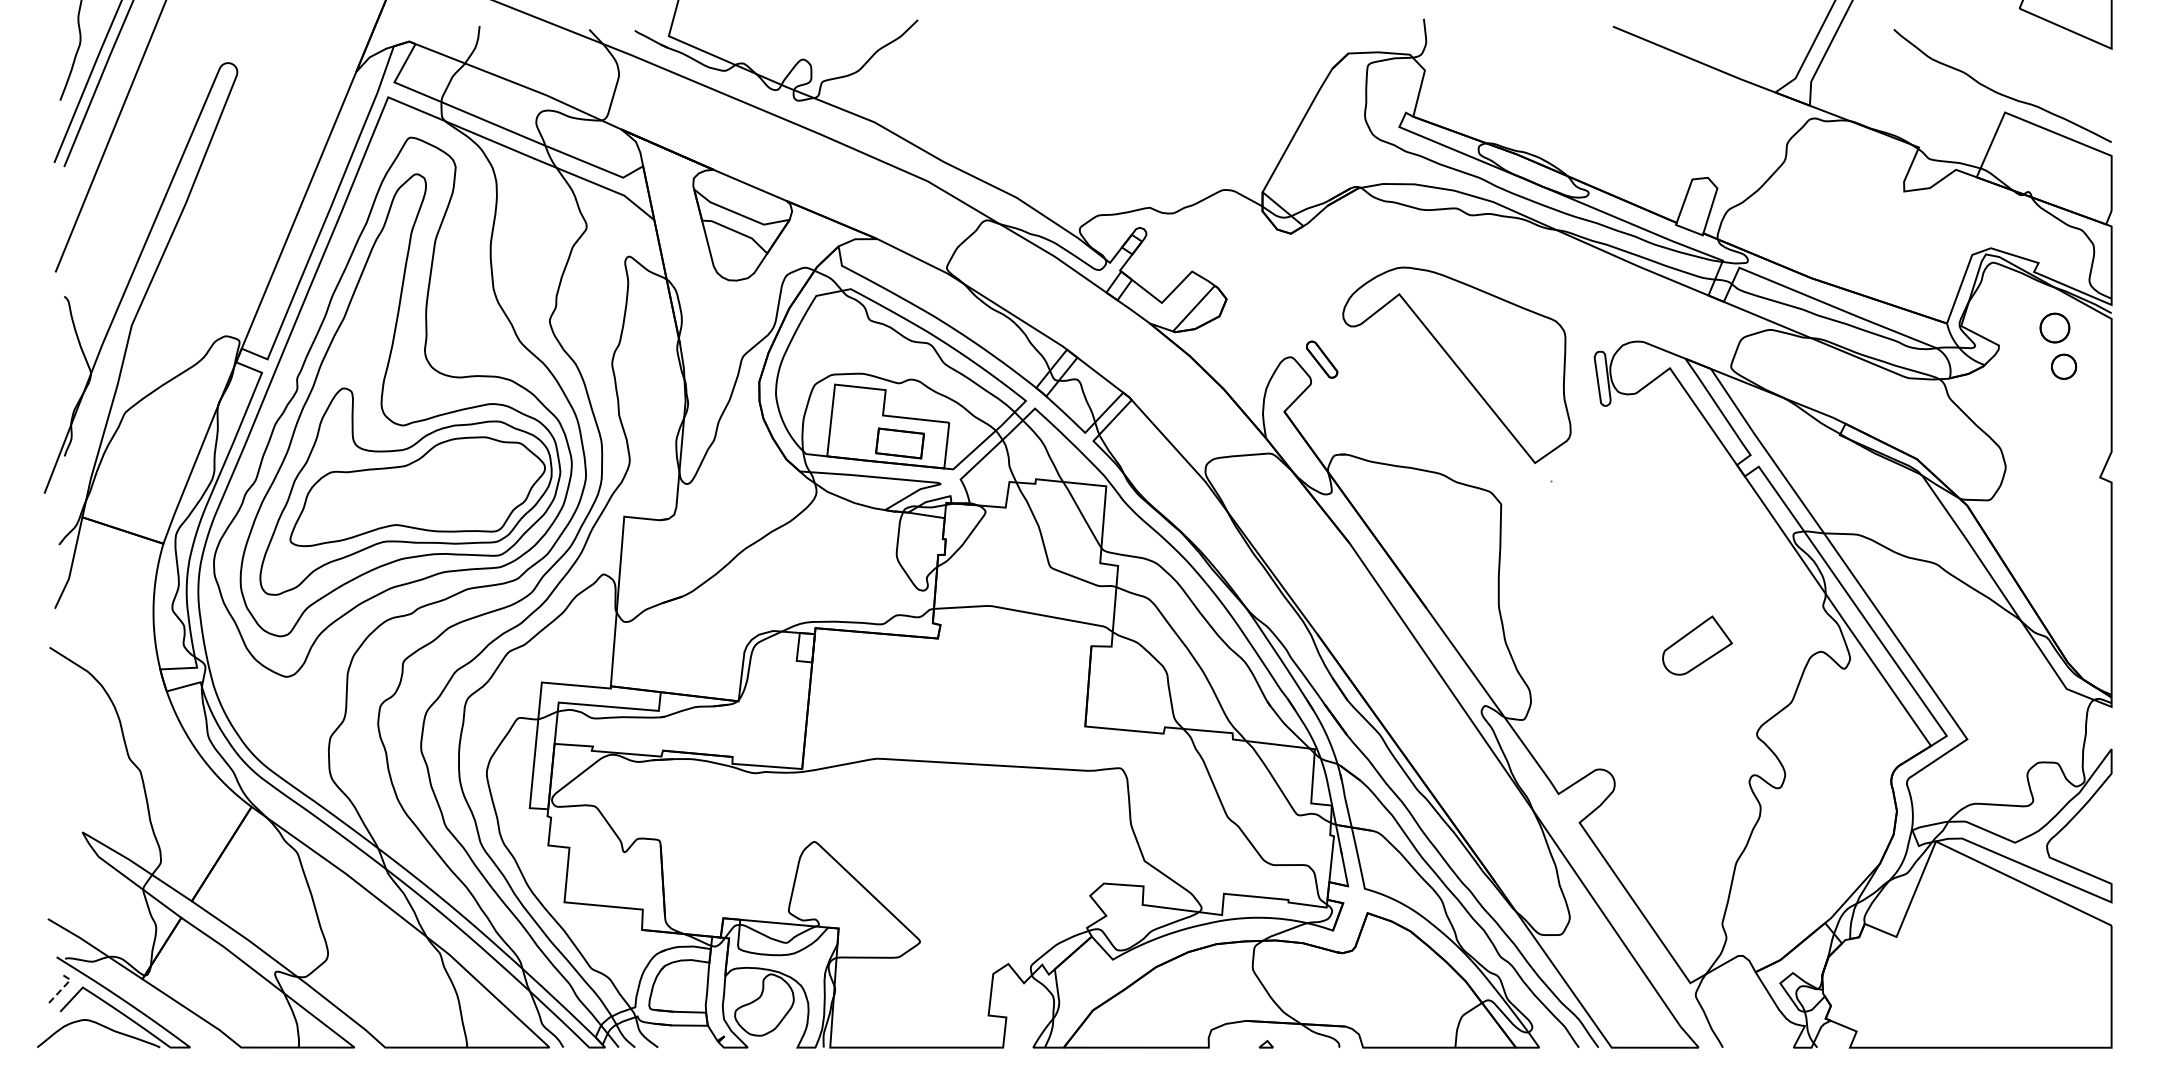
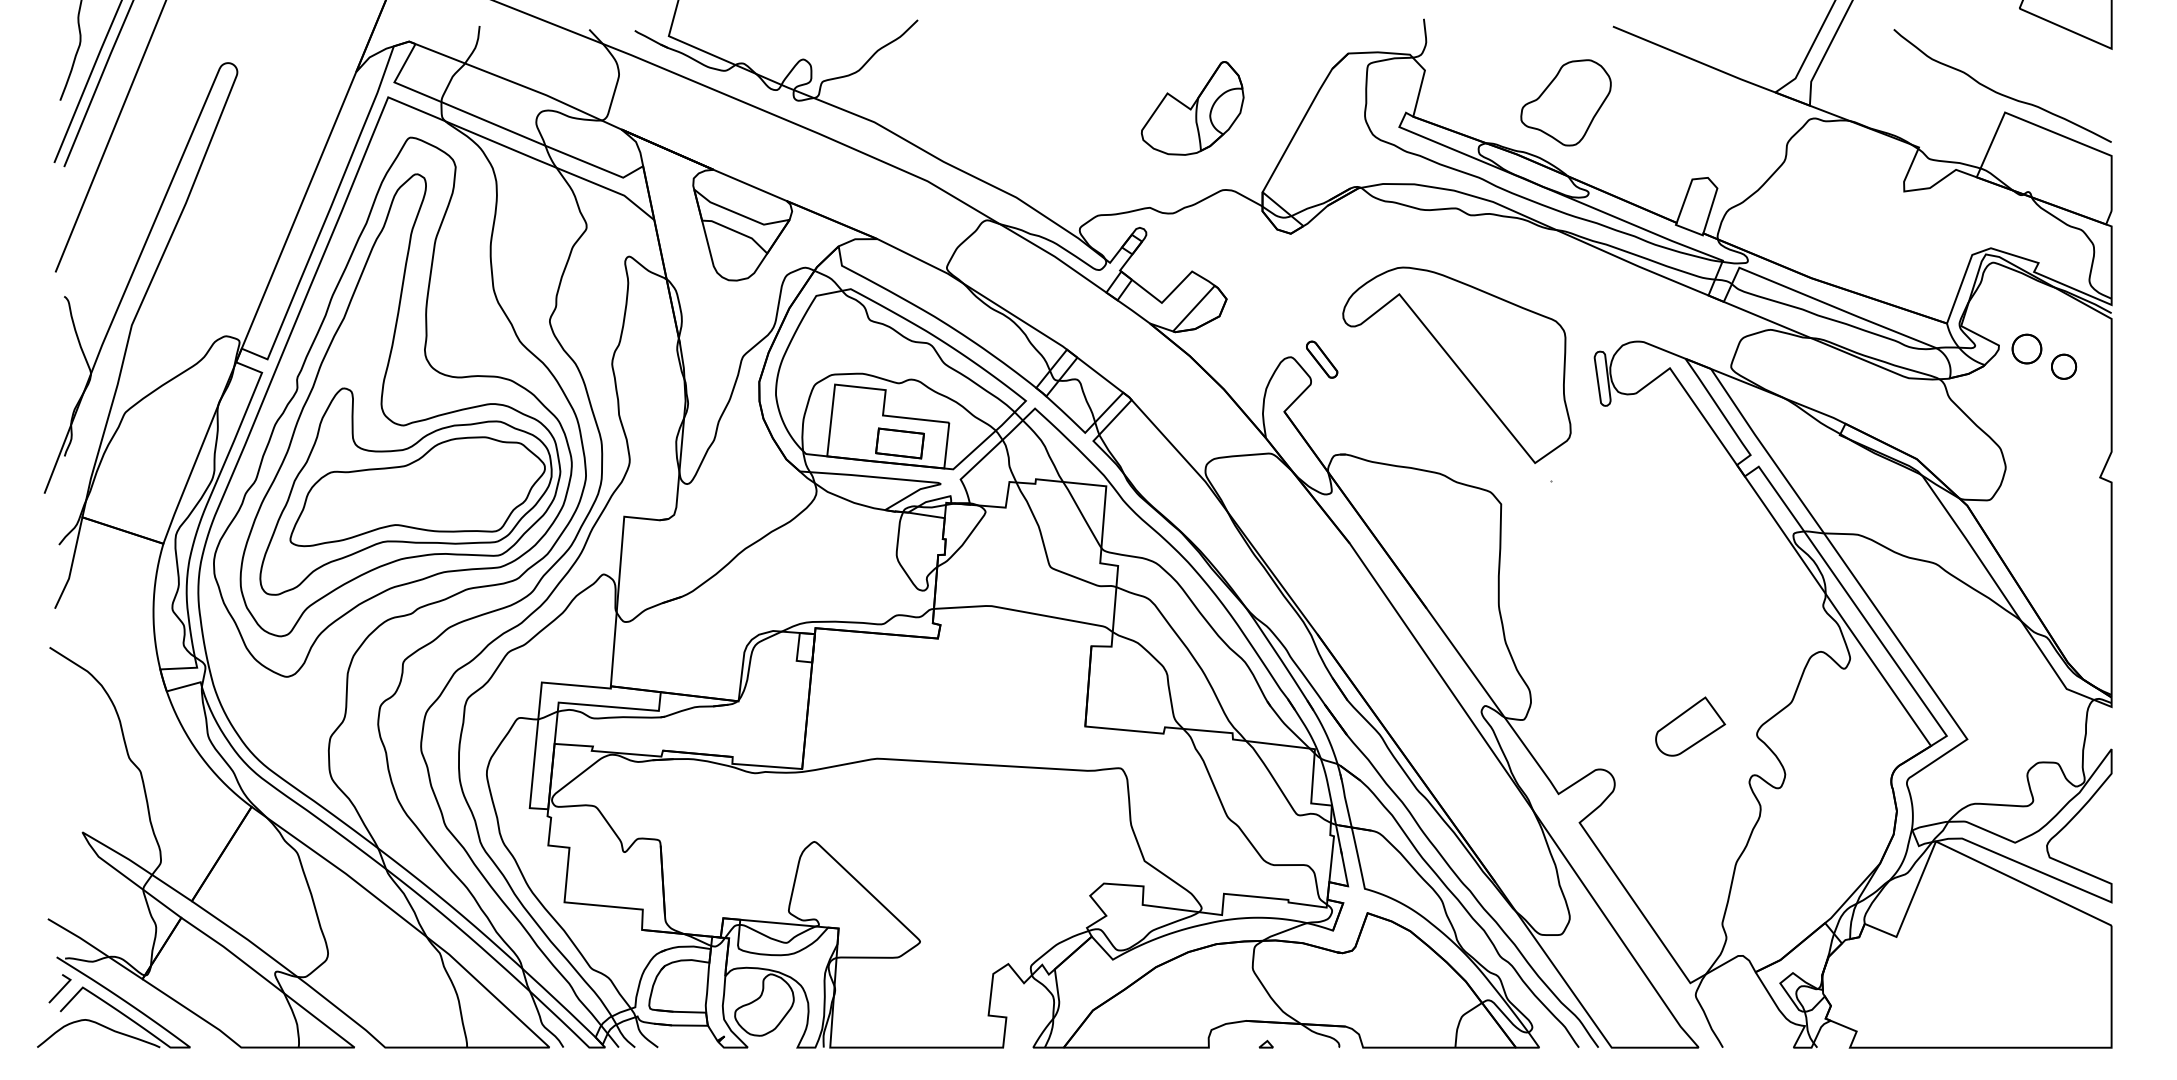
part: none -> present (1565, 102)
part: none -> present (1192, 108)
part position: (2054, 327) -> (2026, 348) (2026, 348)
part position: (1697, 645) -> (1690, 726) (1690, 726)
line: dashed -> solid (63, 987)
